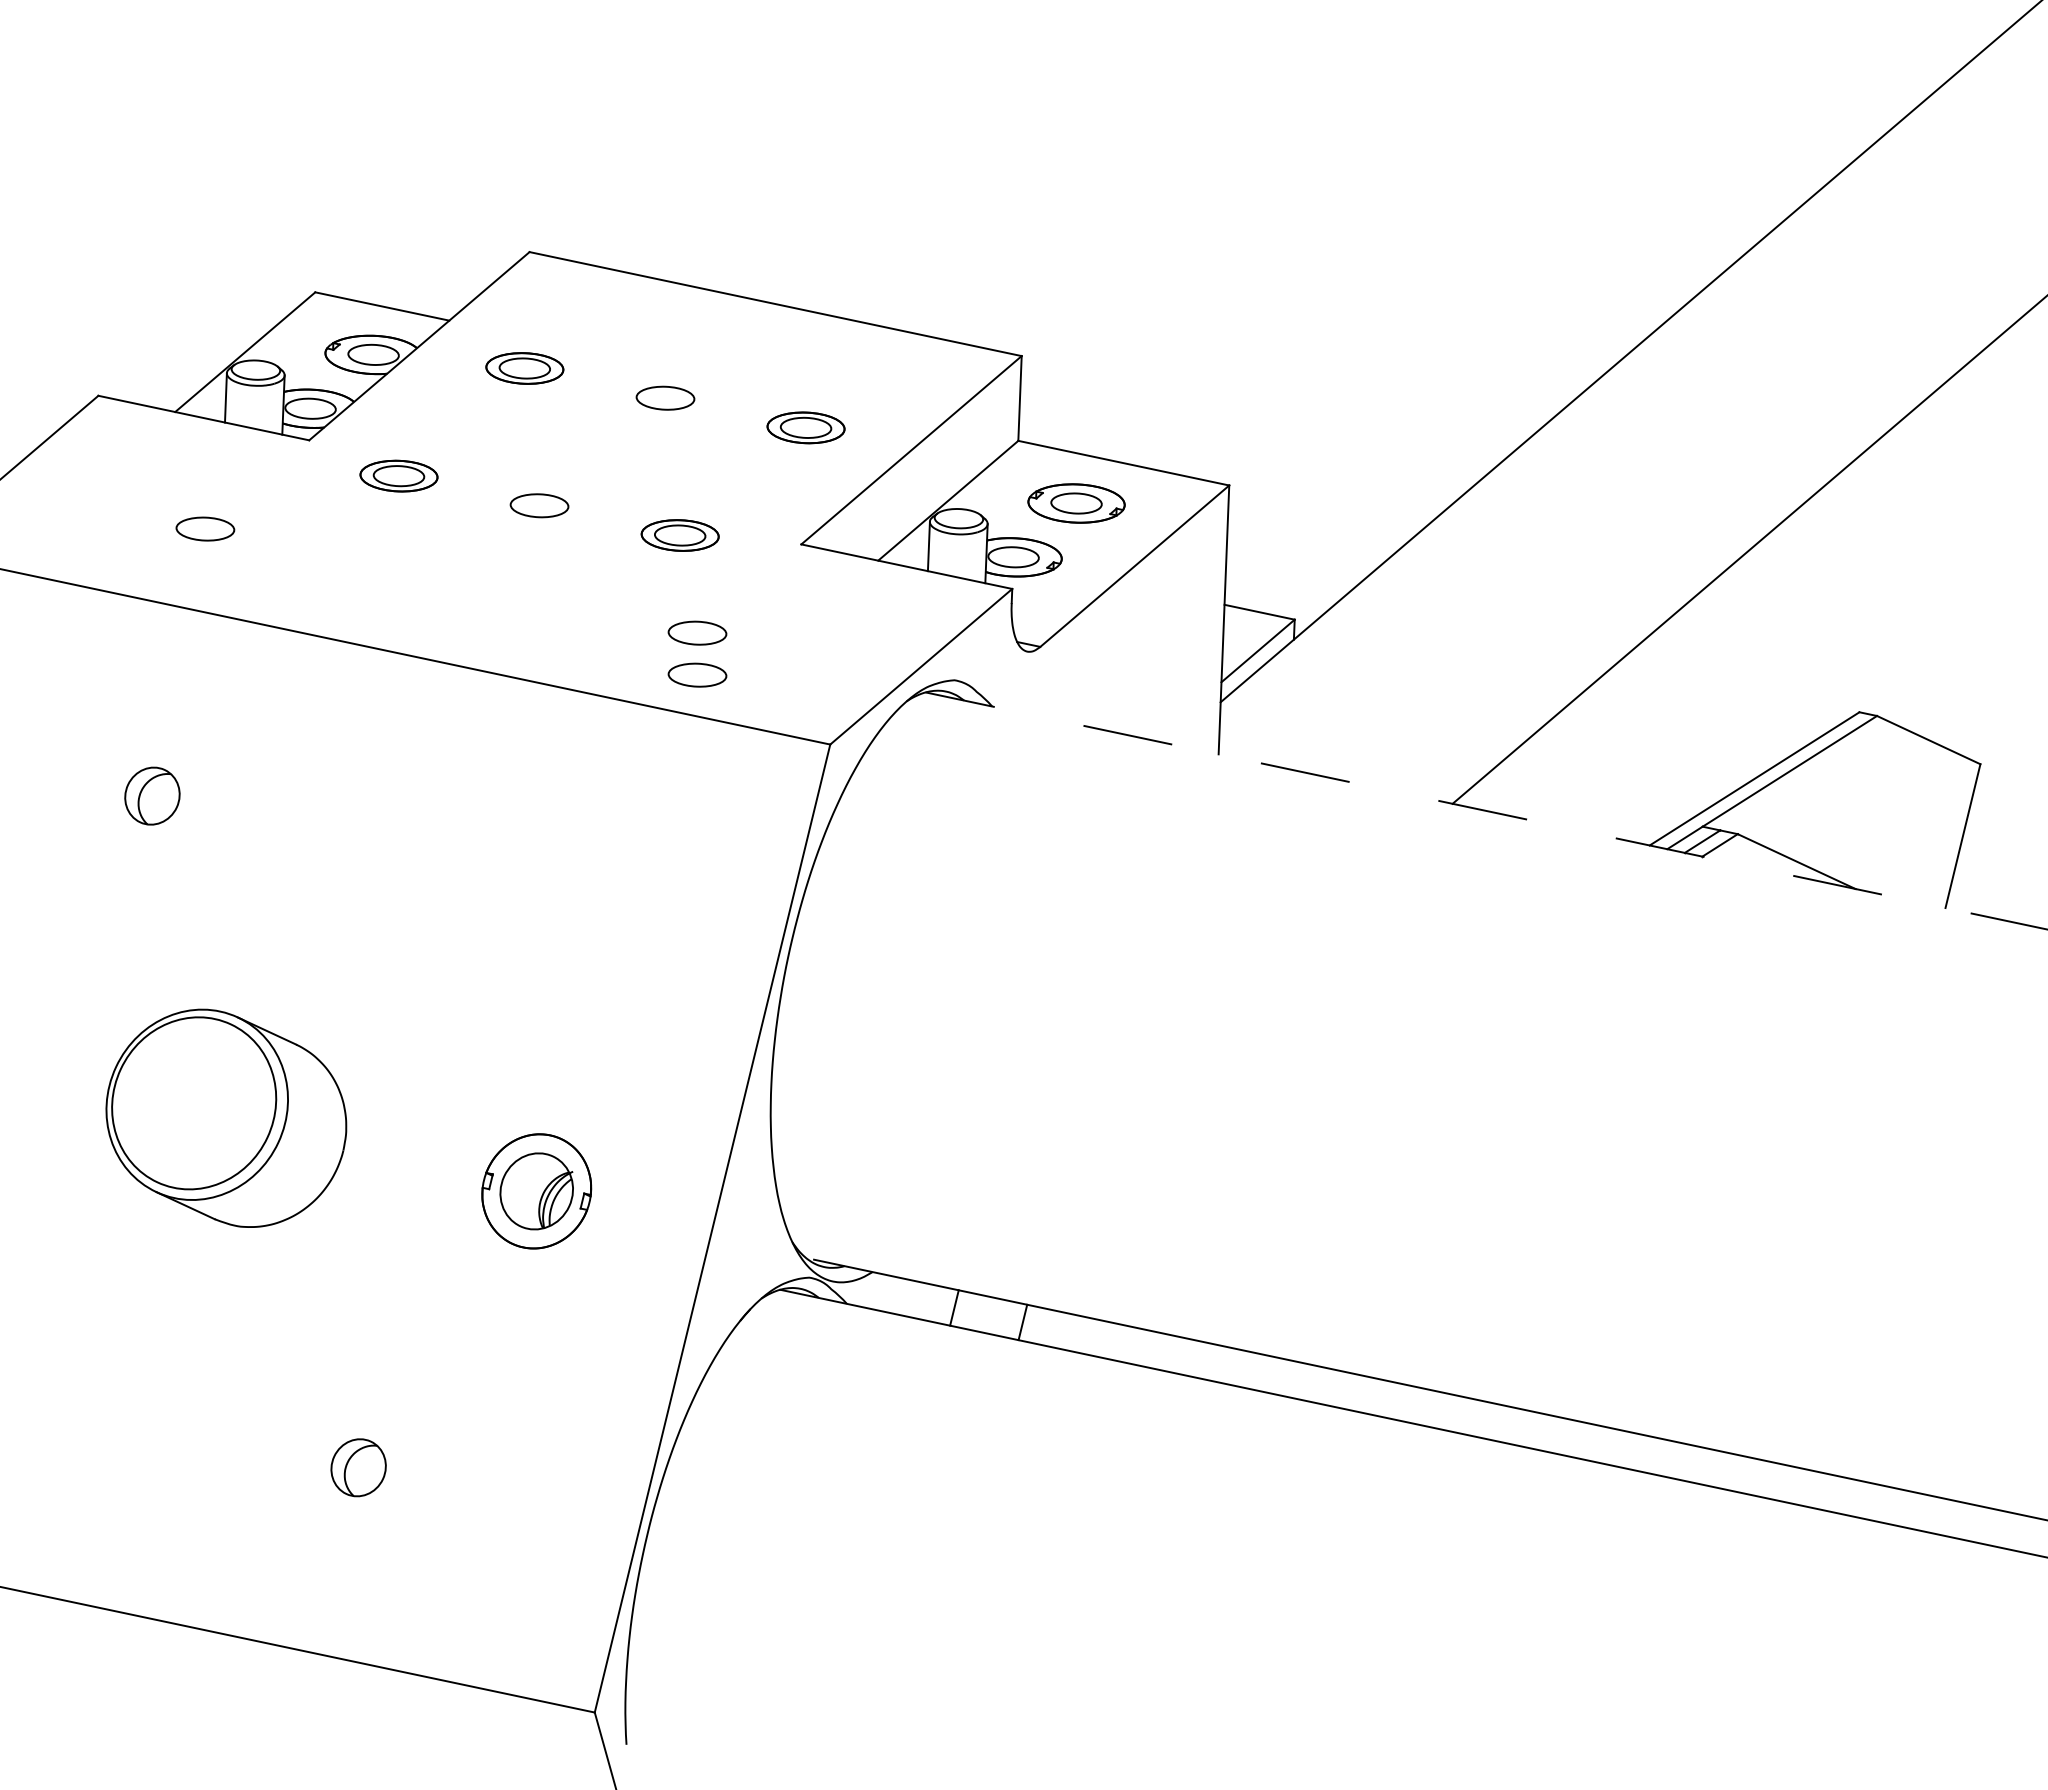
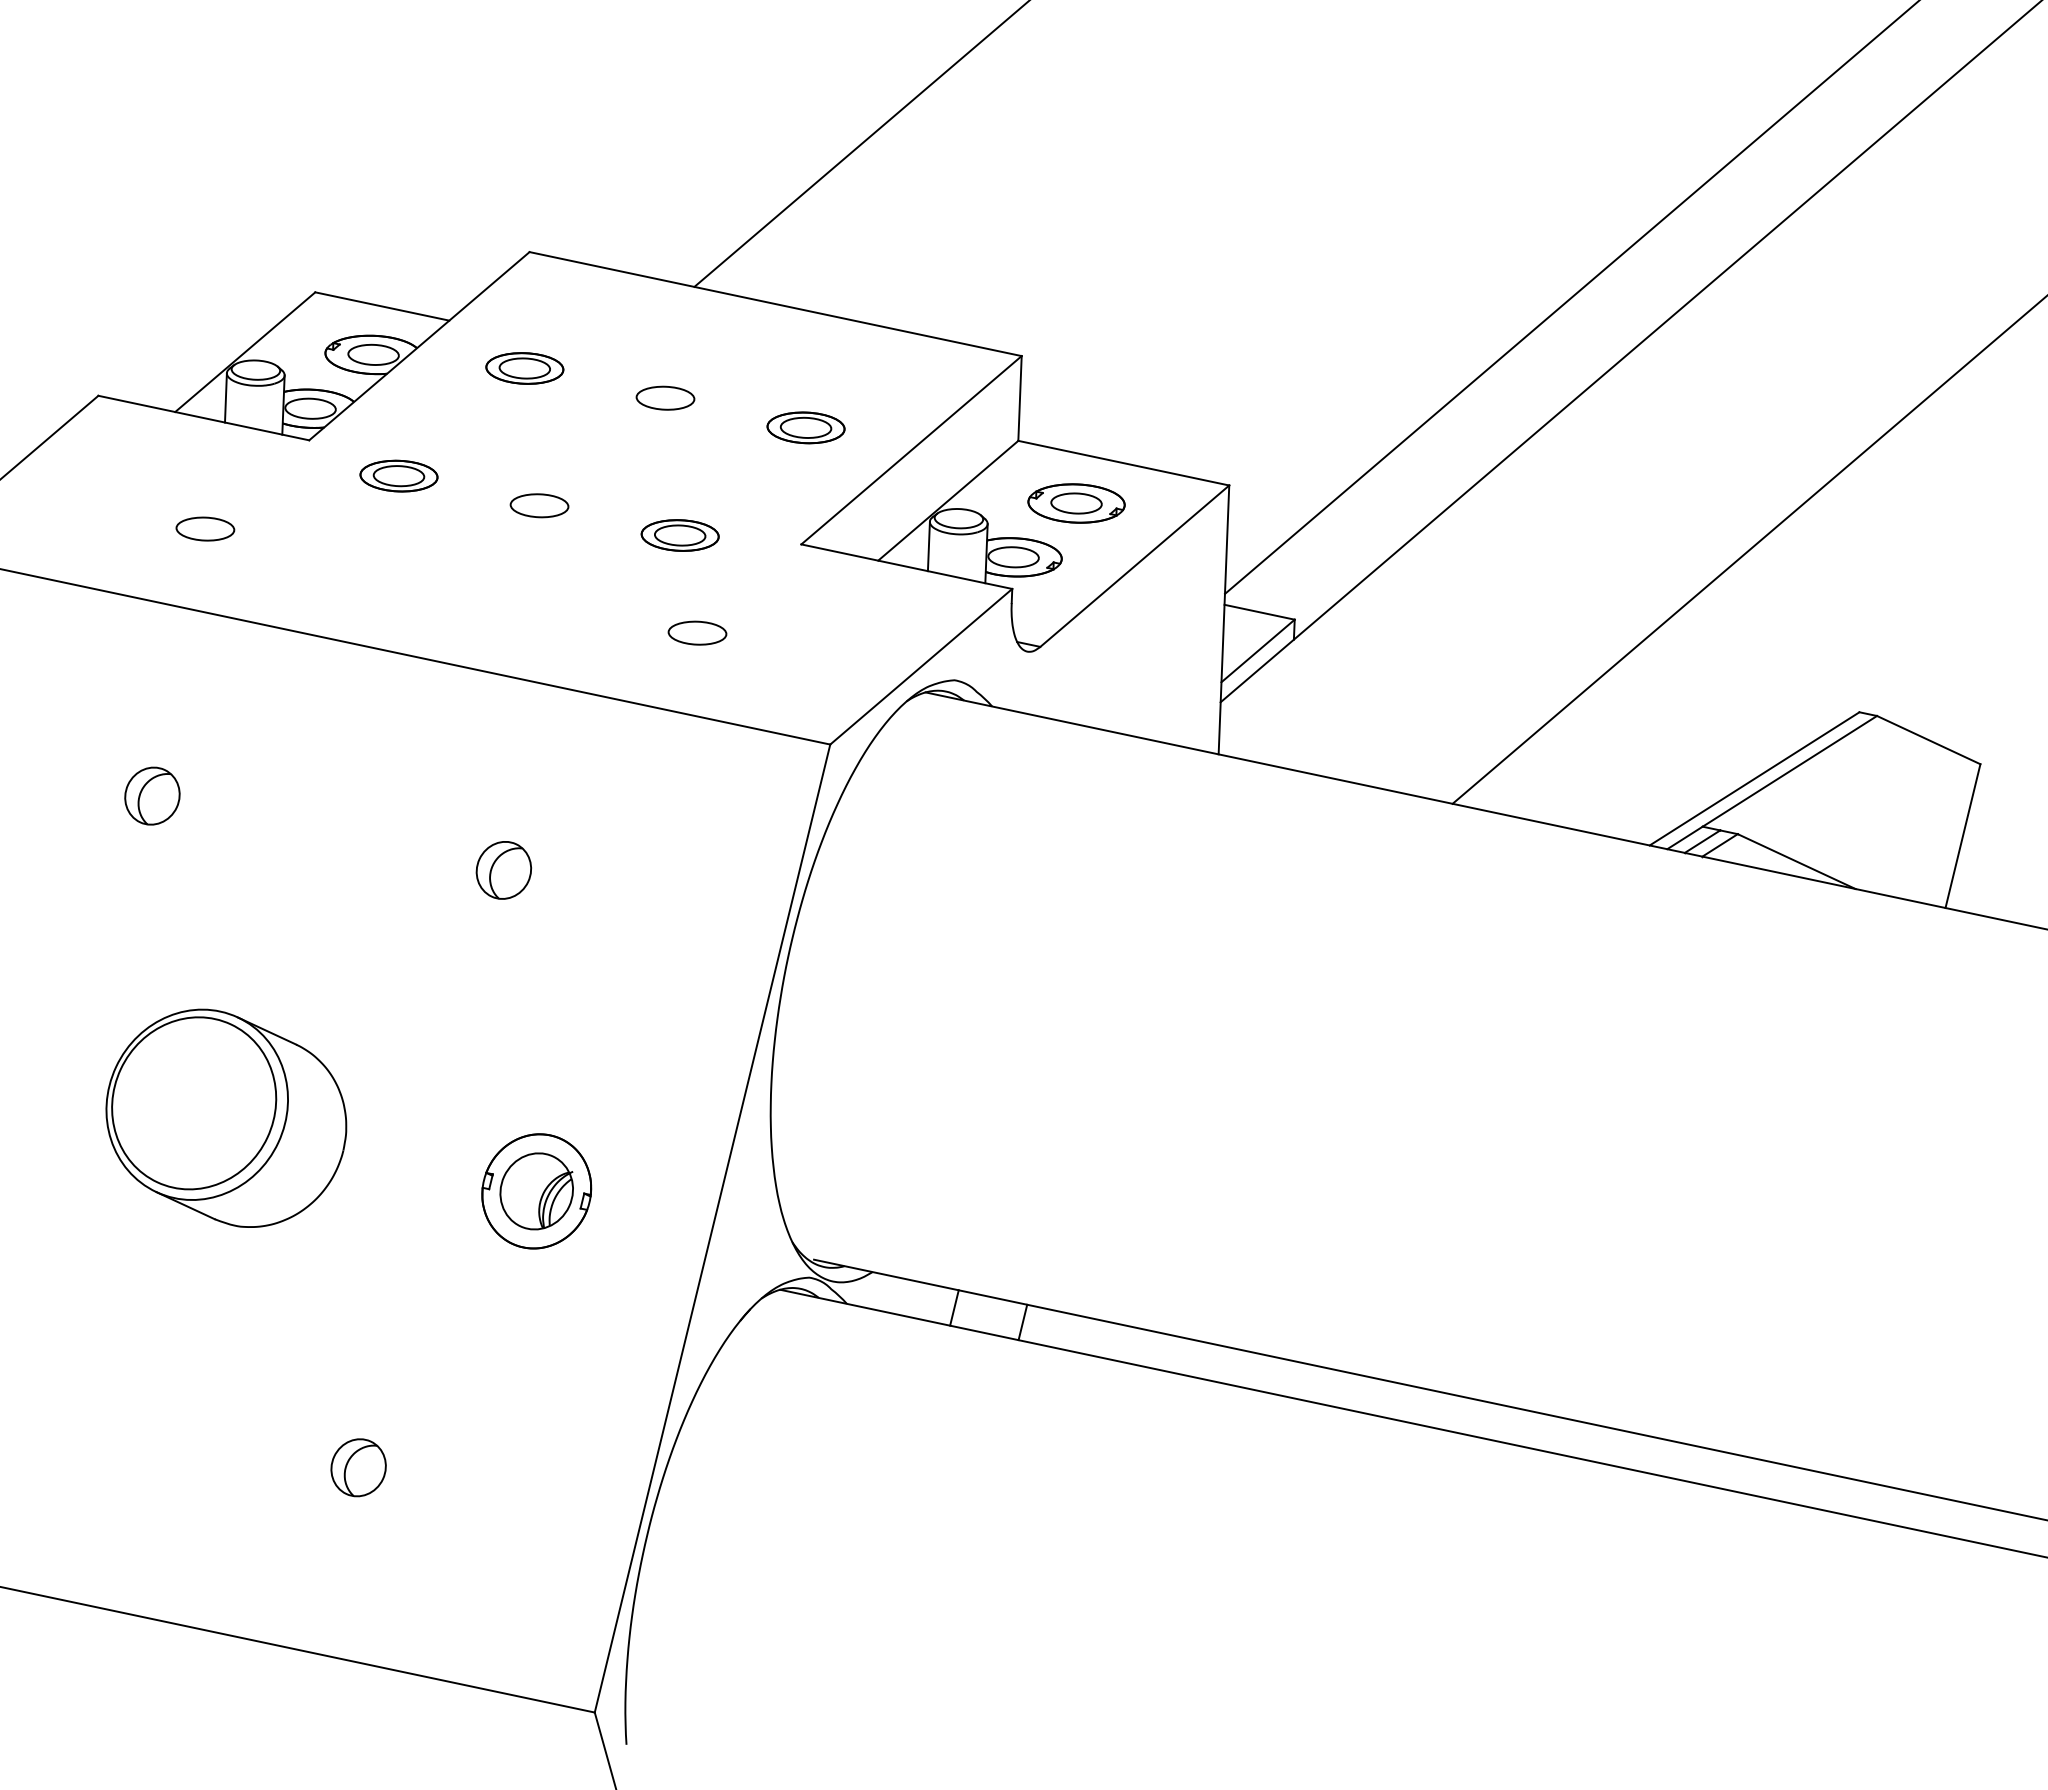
line: none -> present (860, 144)
line: none -> present (1570, 297)
part: present -> none (697, 674)
line: dashed -> solid (1486, 810)
part: none -> present (503, 870)
